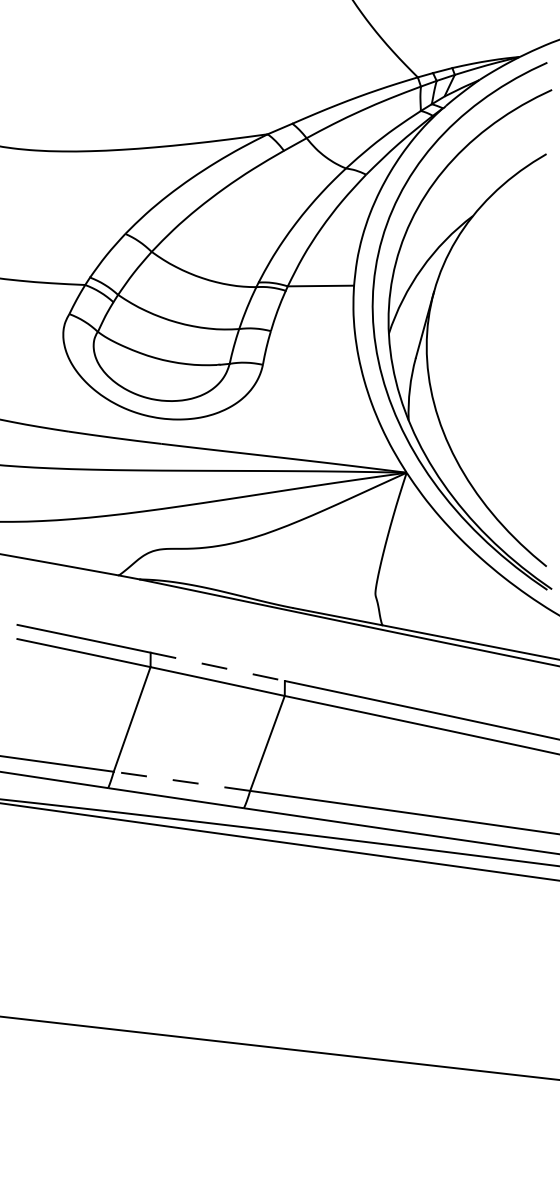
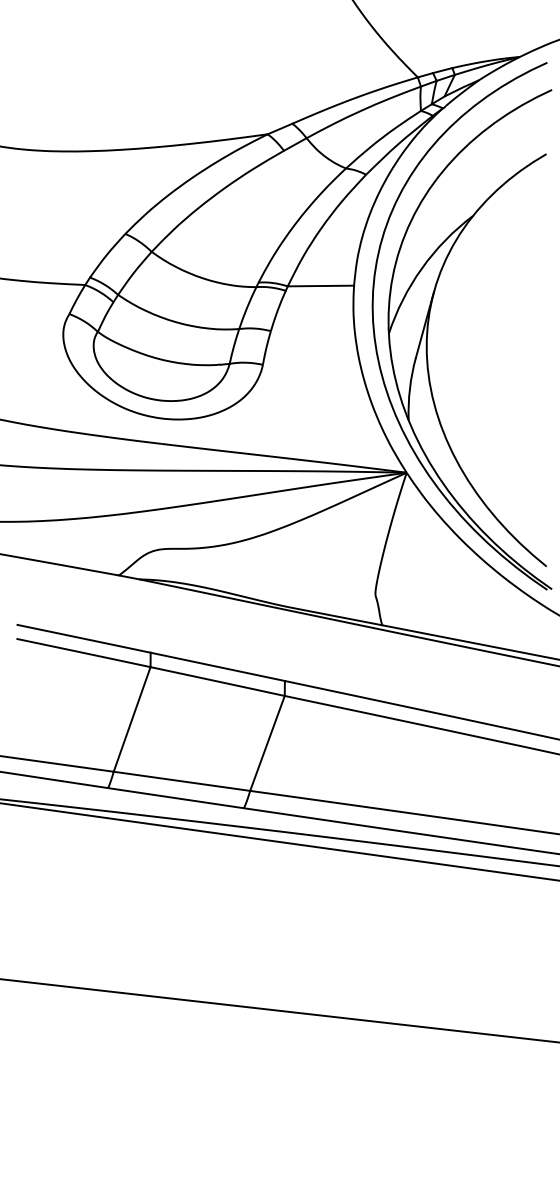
line: dashed -> solid (217, 666)
line: dashed -> solid (181, 781)
line position: (279, 1047) -> (279, 1010) (279, 1010)
